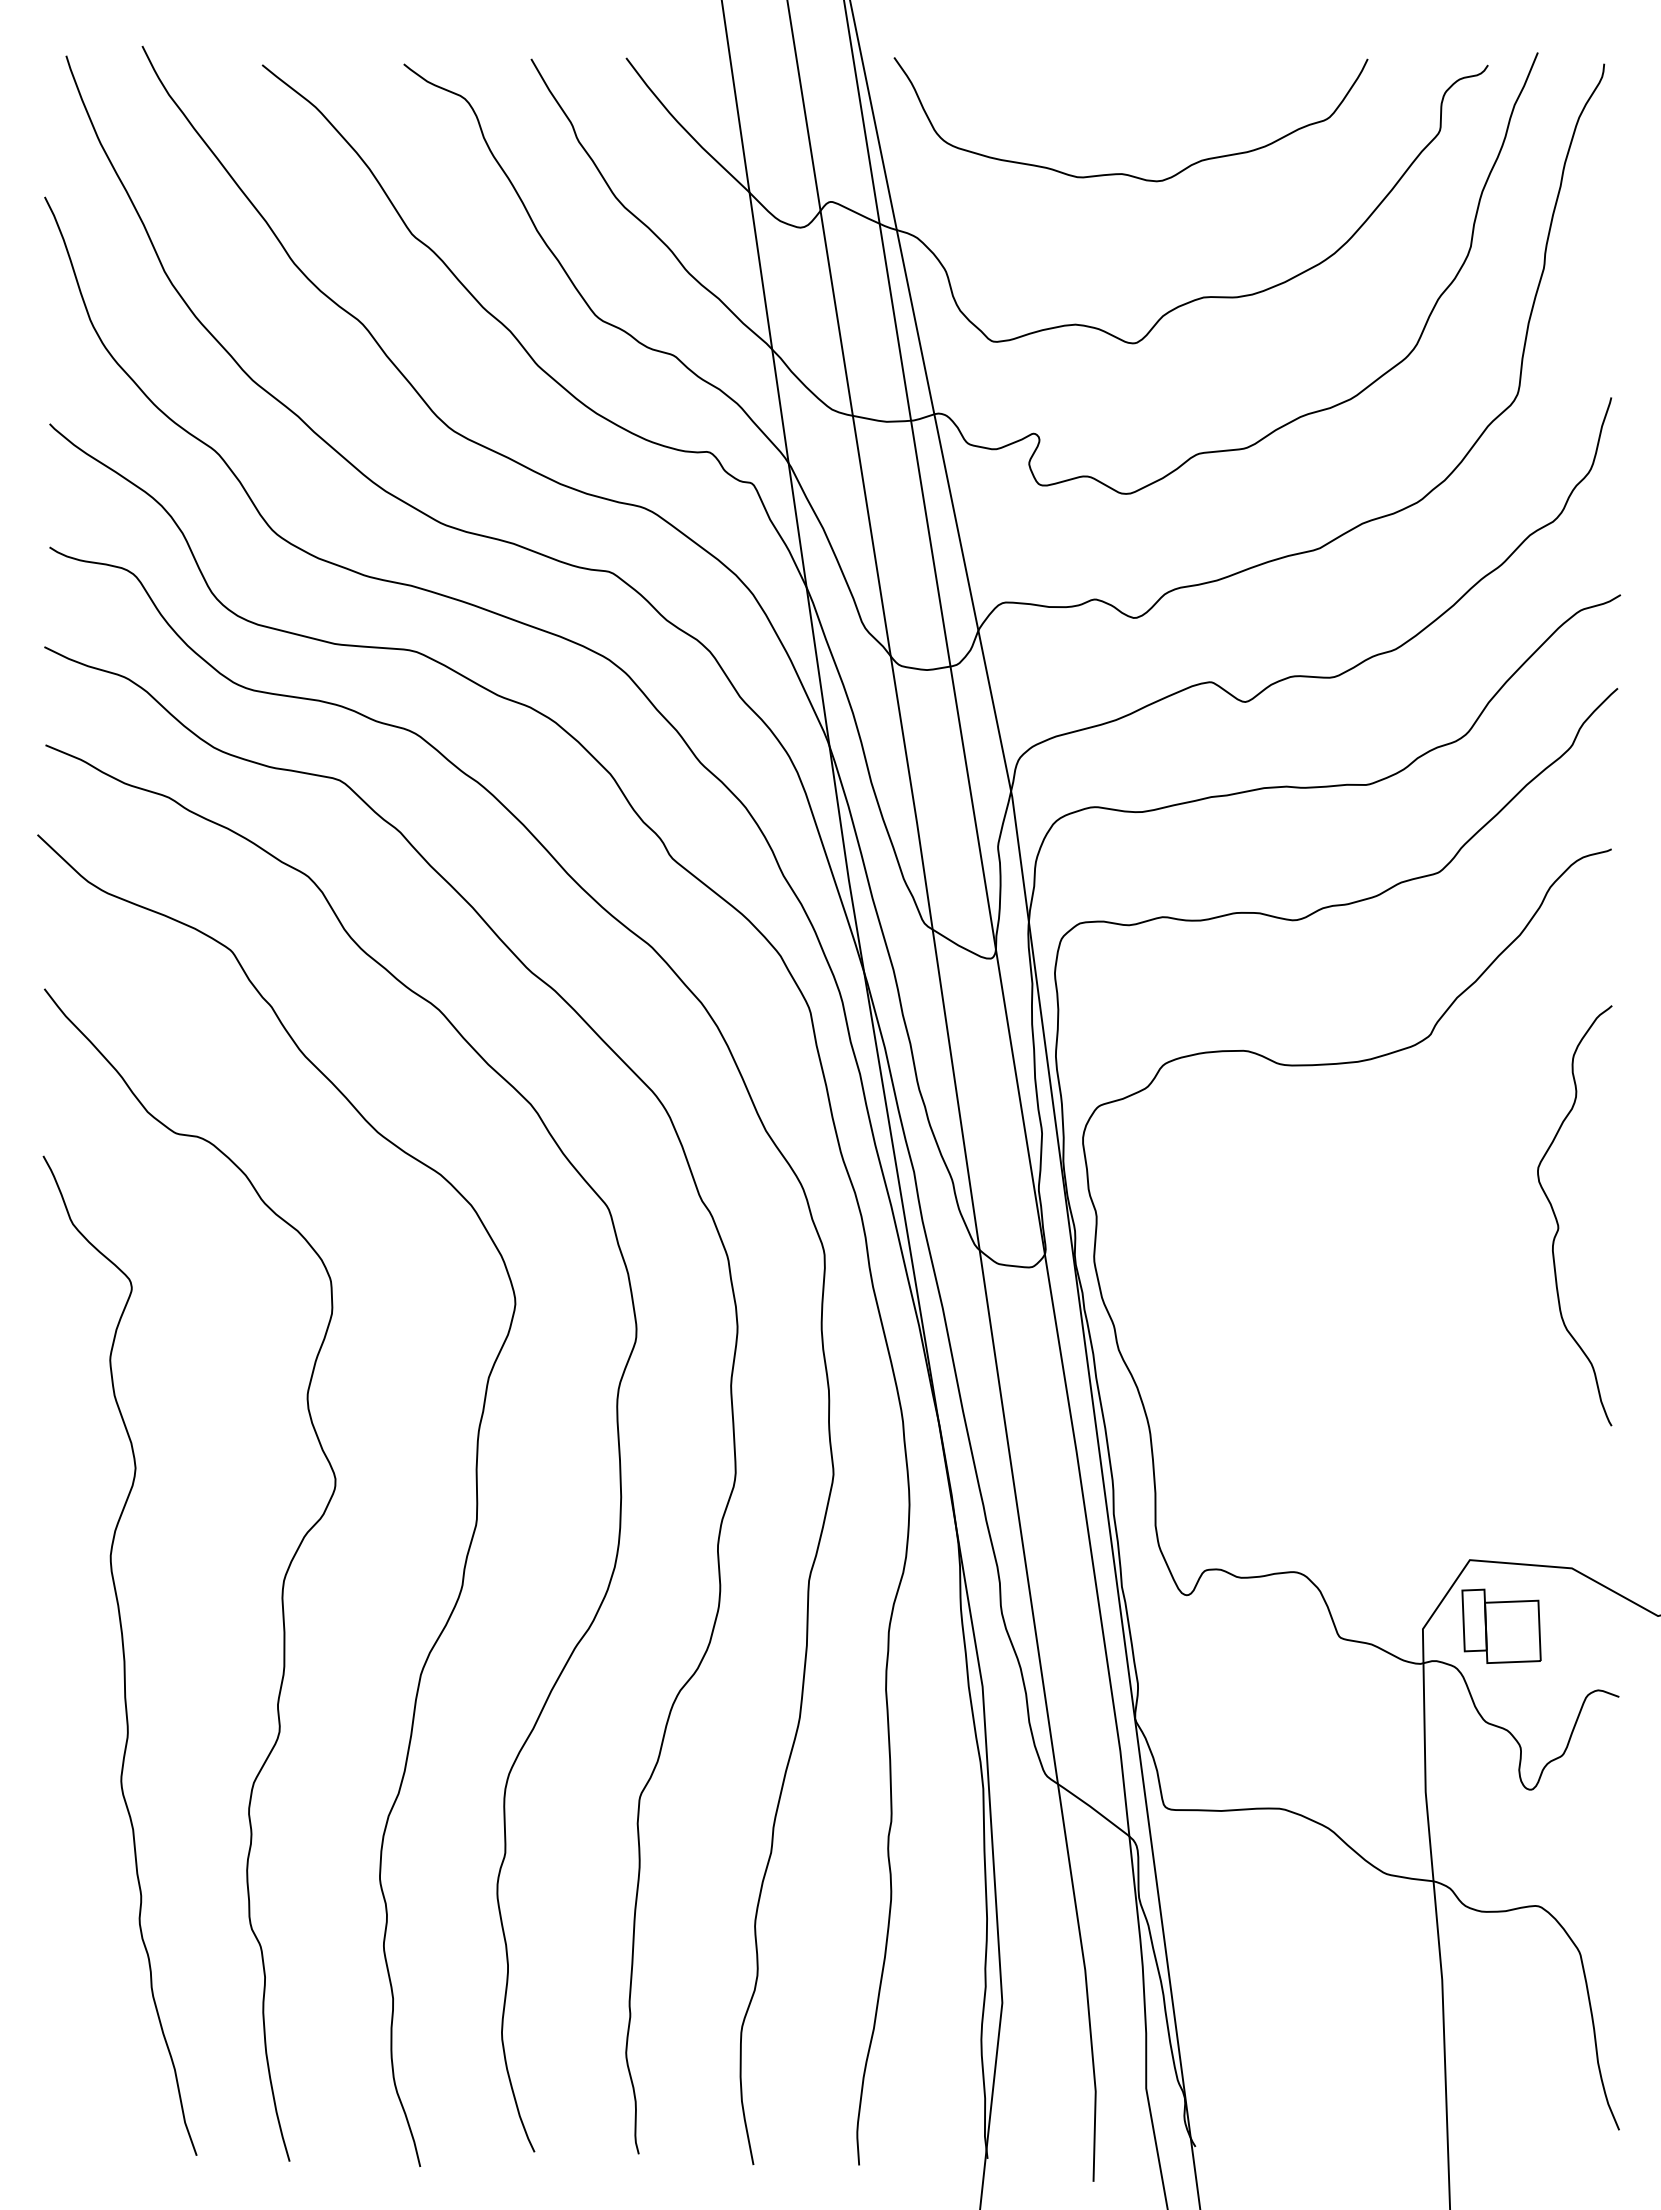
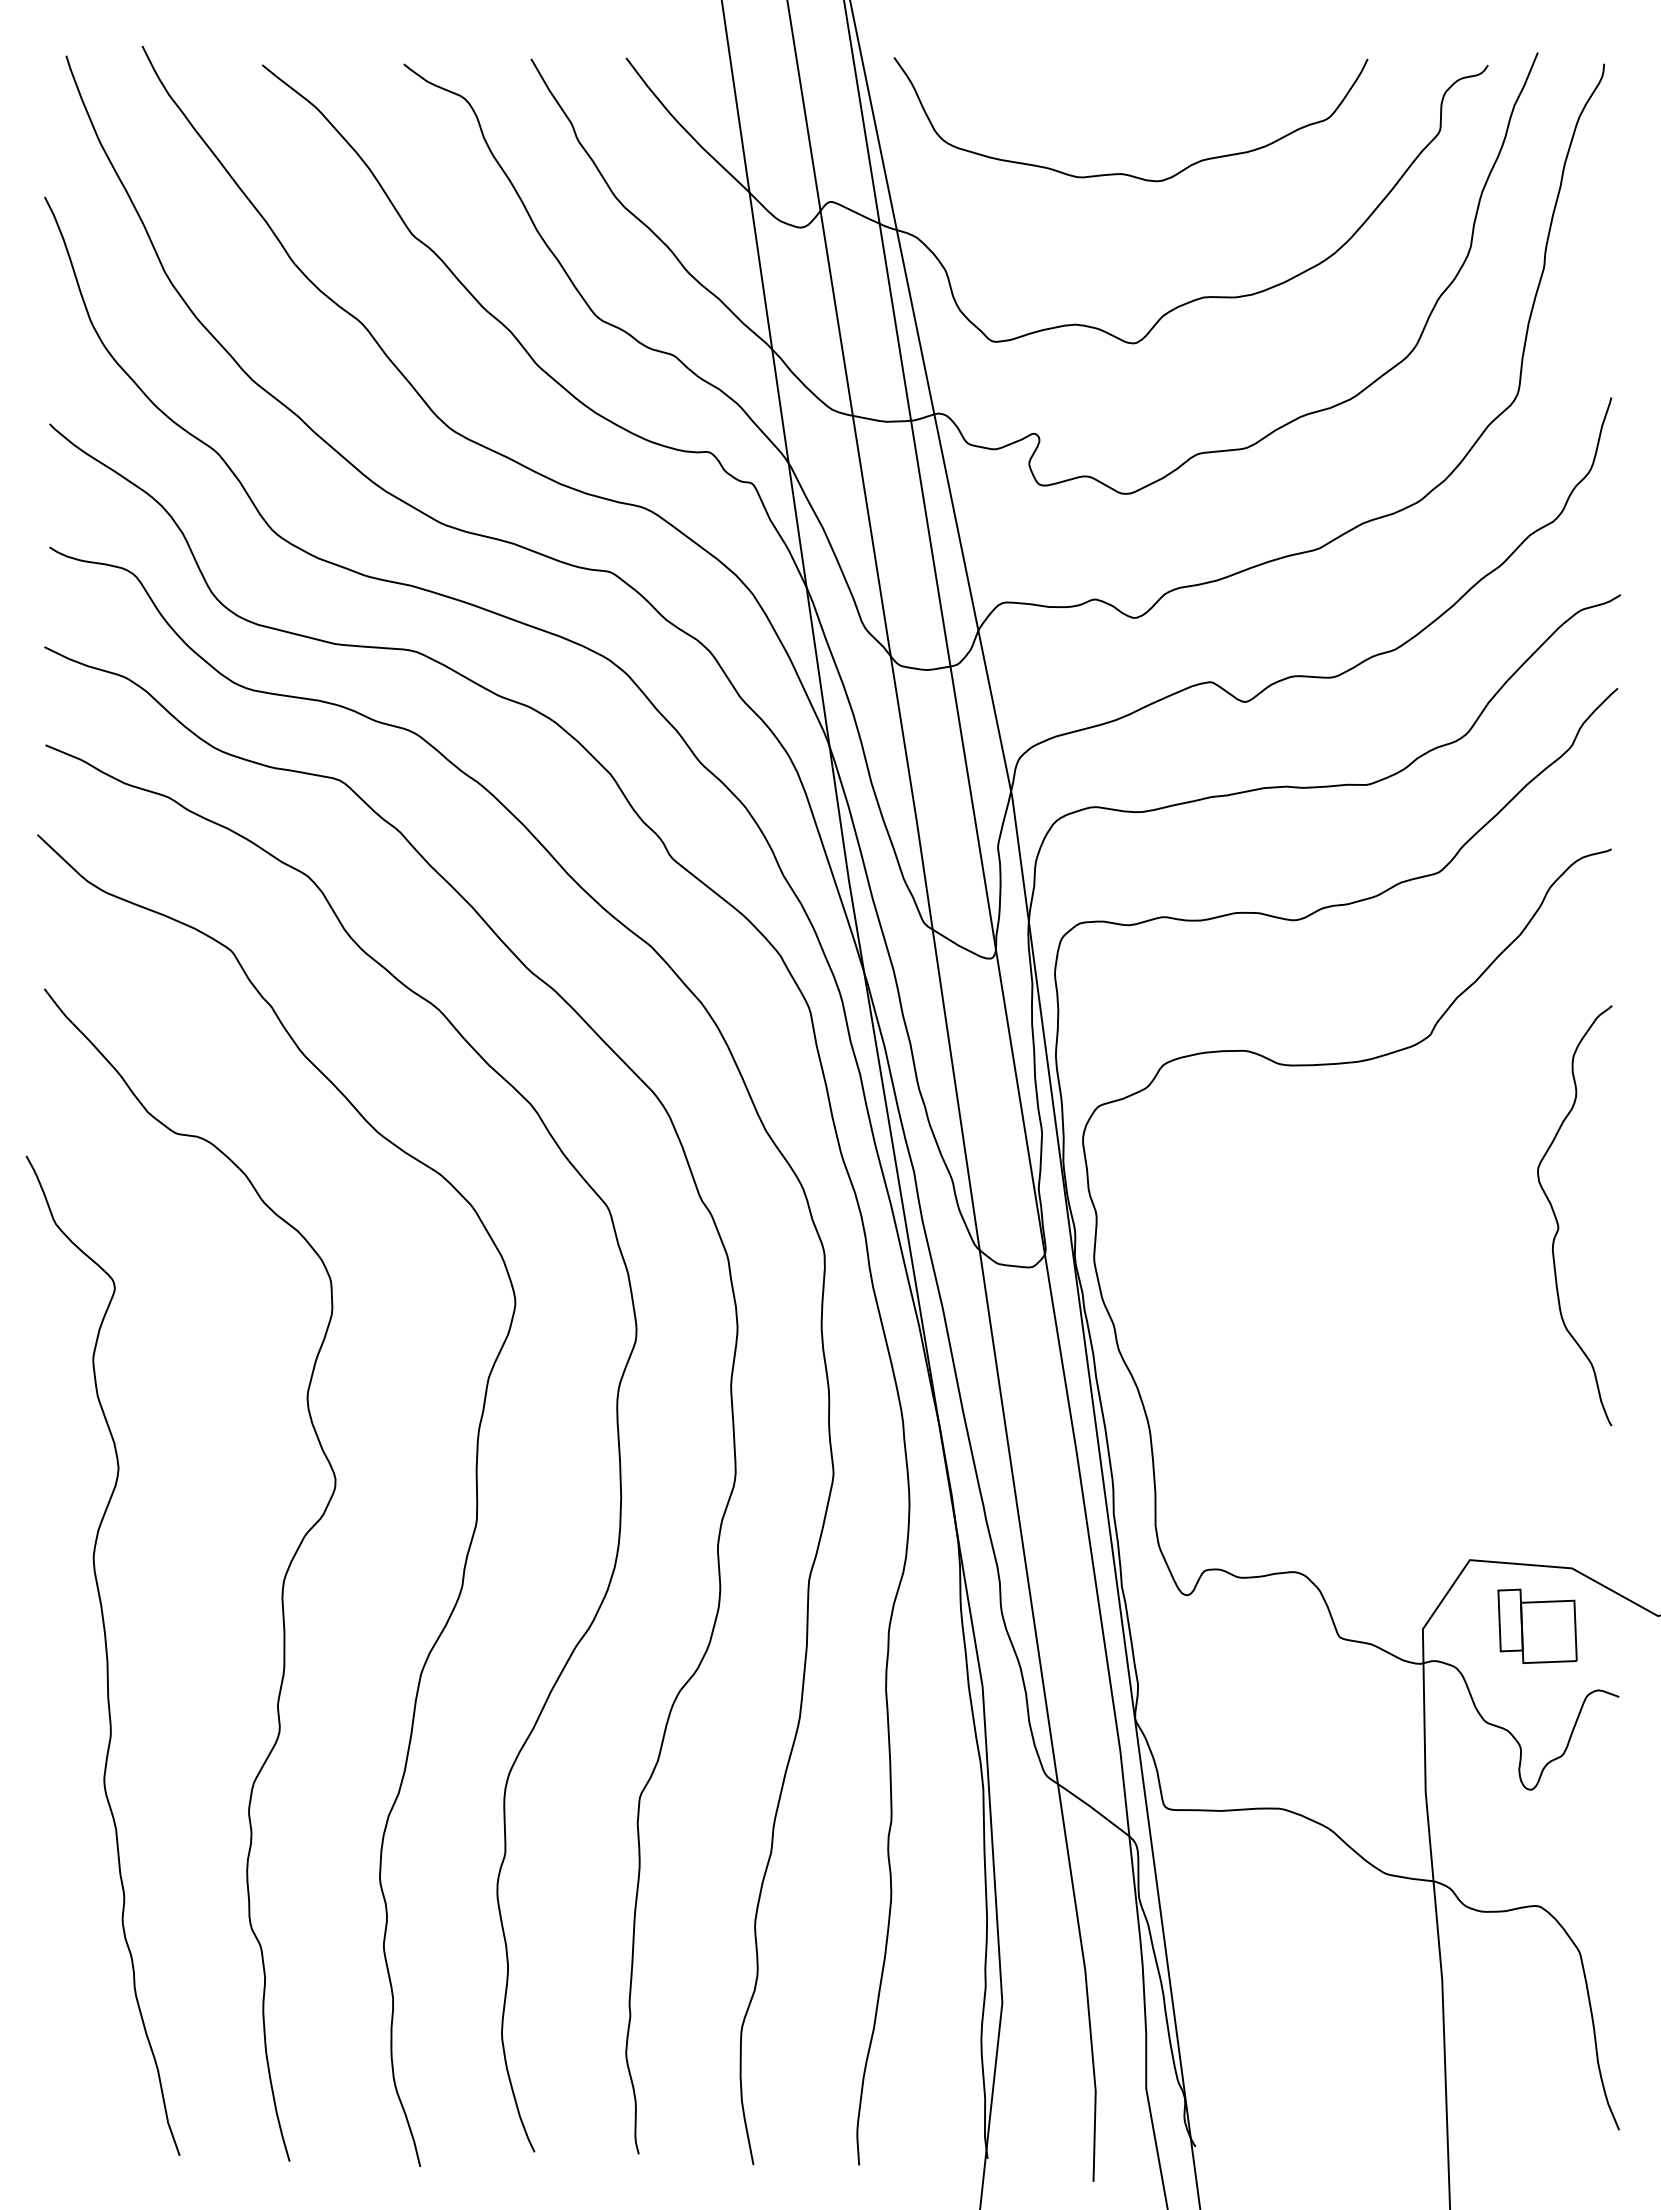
part position: (1501, 1625) -> (1537, 1625) (1537, 1625)
curve position: (122, 1653) -> (105, 1653) (105, 1653)
